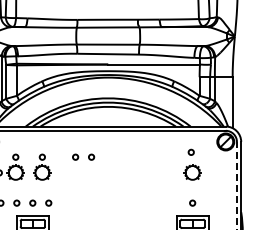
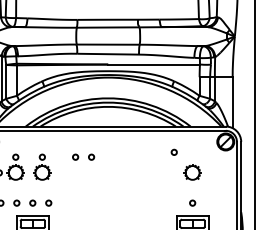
line: none -> present (254, 114)
circle position: (190, 151) -> (173, 151) (173, 151)
line: dashed -> solid (236, 185)
